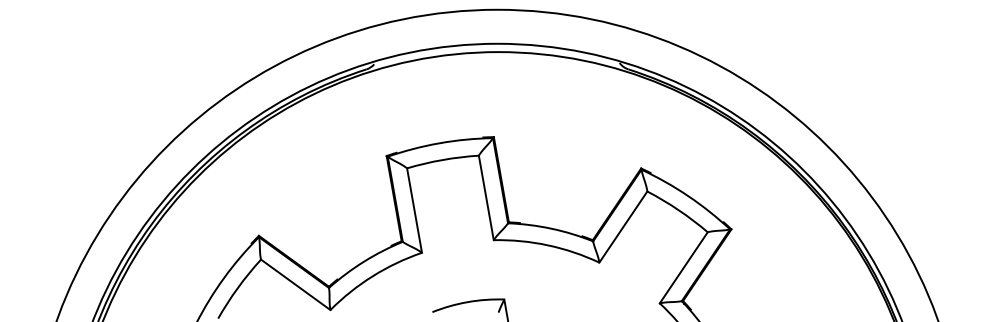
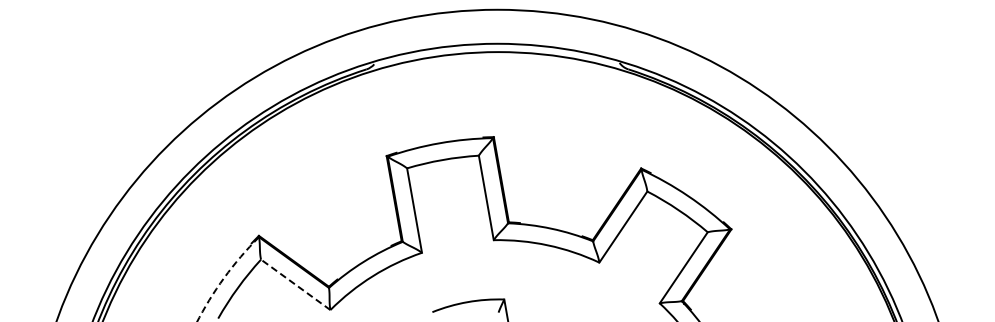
arc: solid -> dashed (224, 277)
line: solid -> dashed (295, 284)
